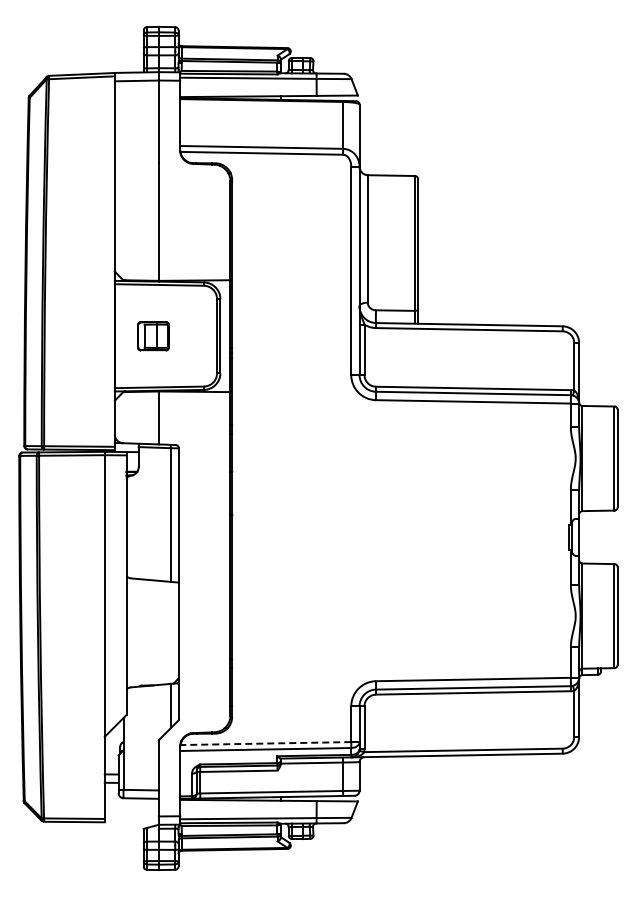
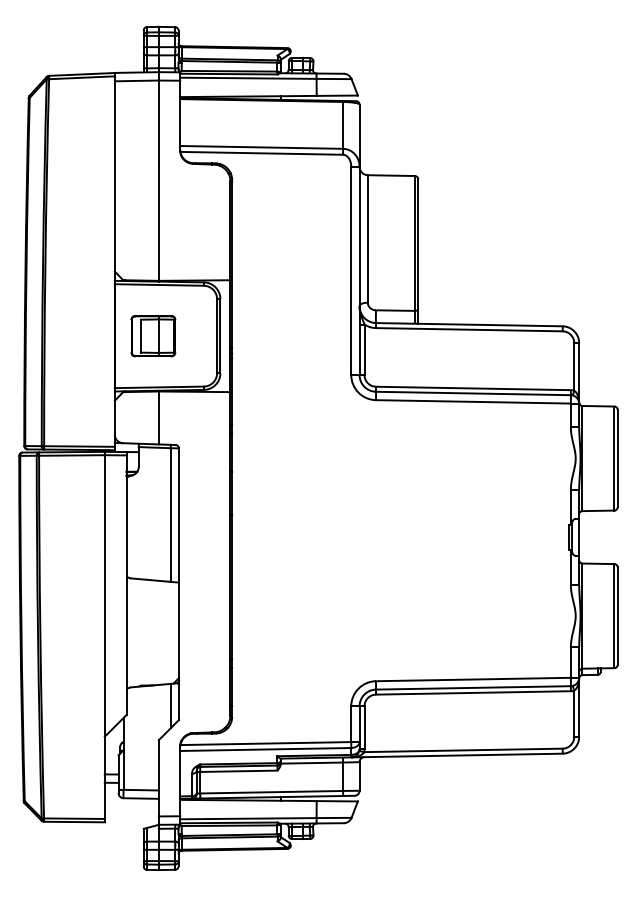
part size: 33x31 px -> 47x43 px (153, 336)
line: dashed -> solid (265, 743)
